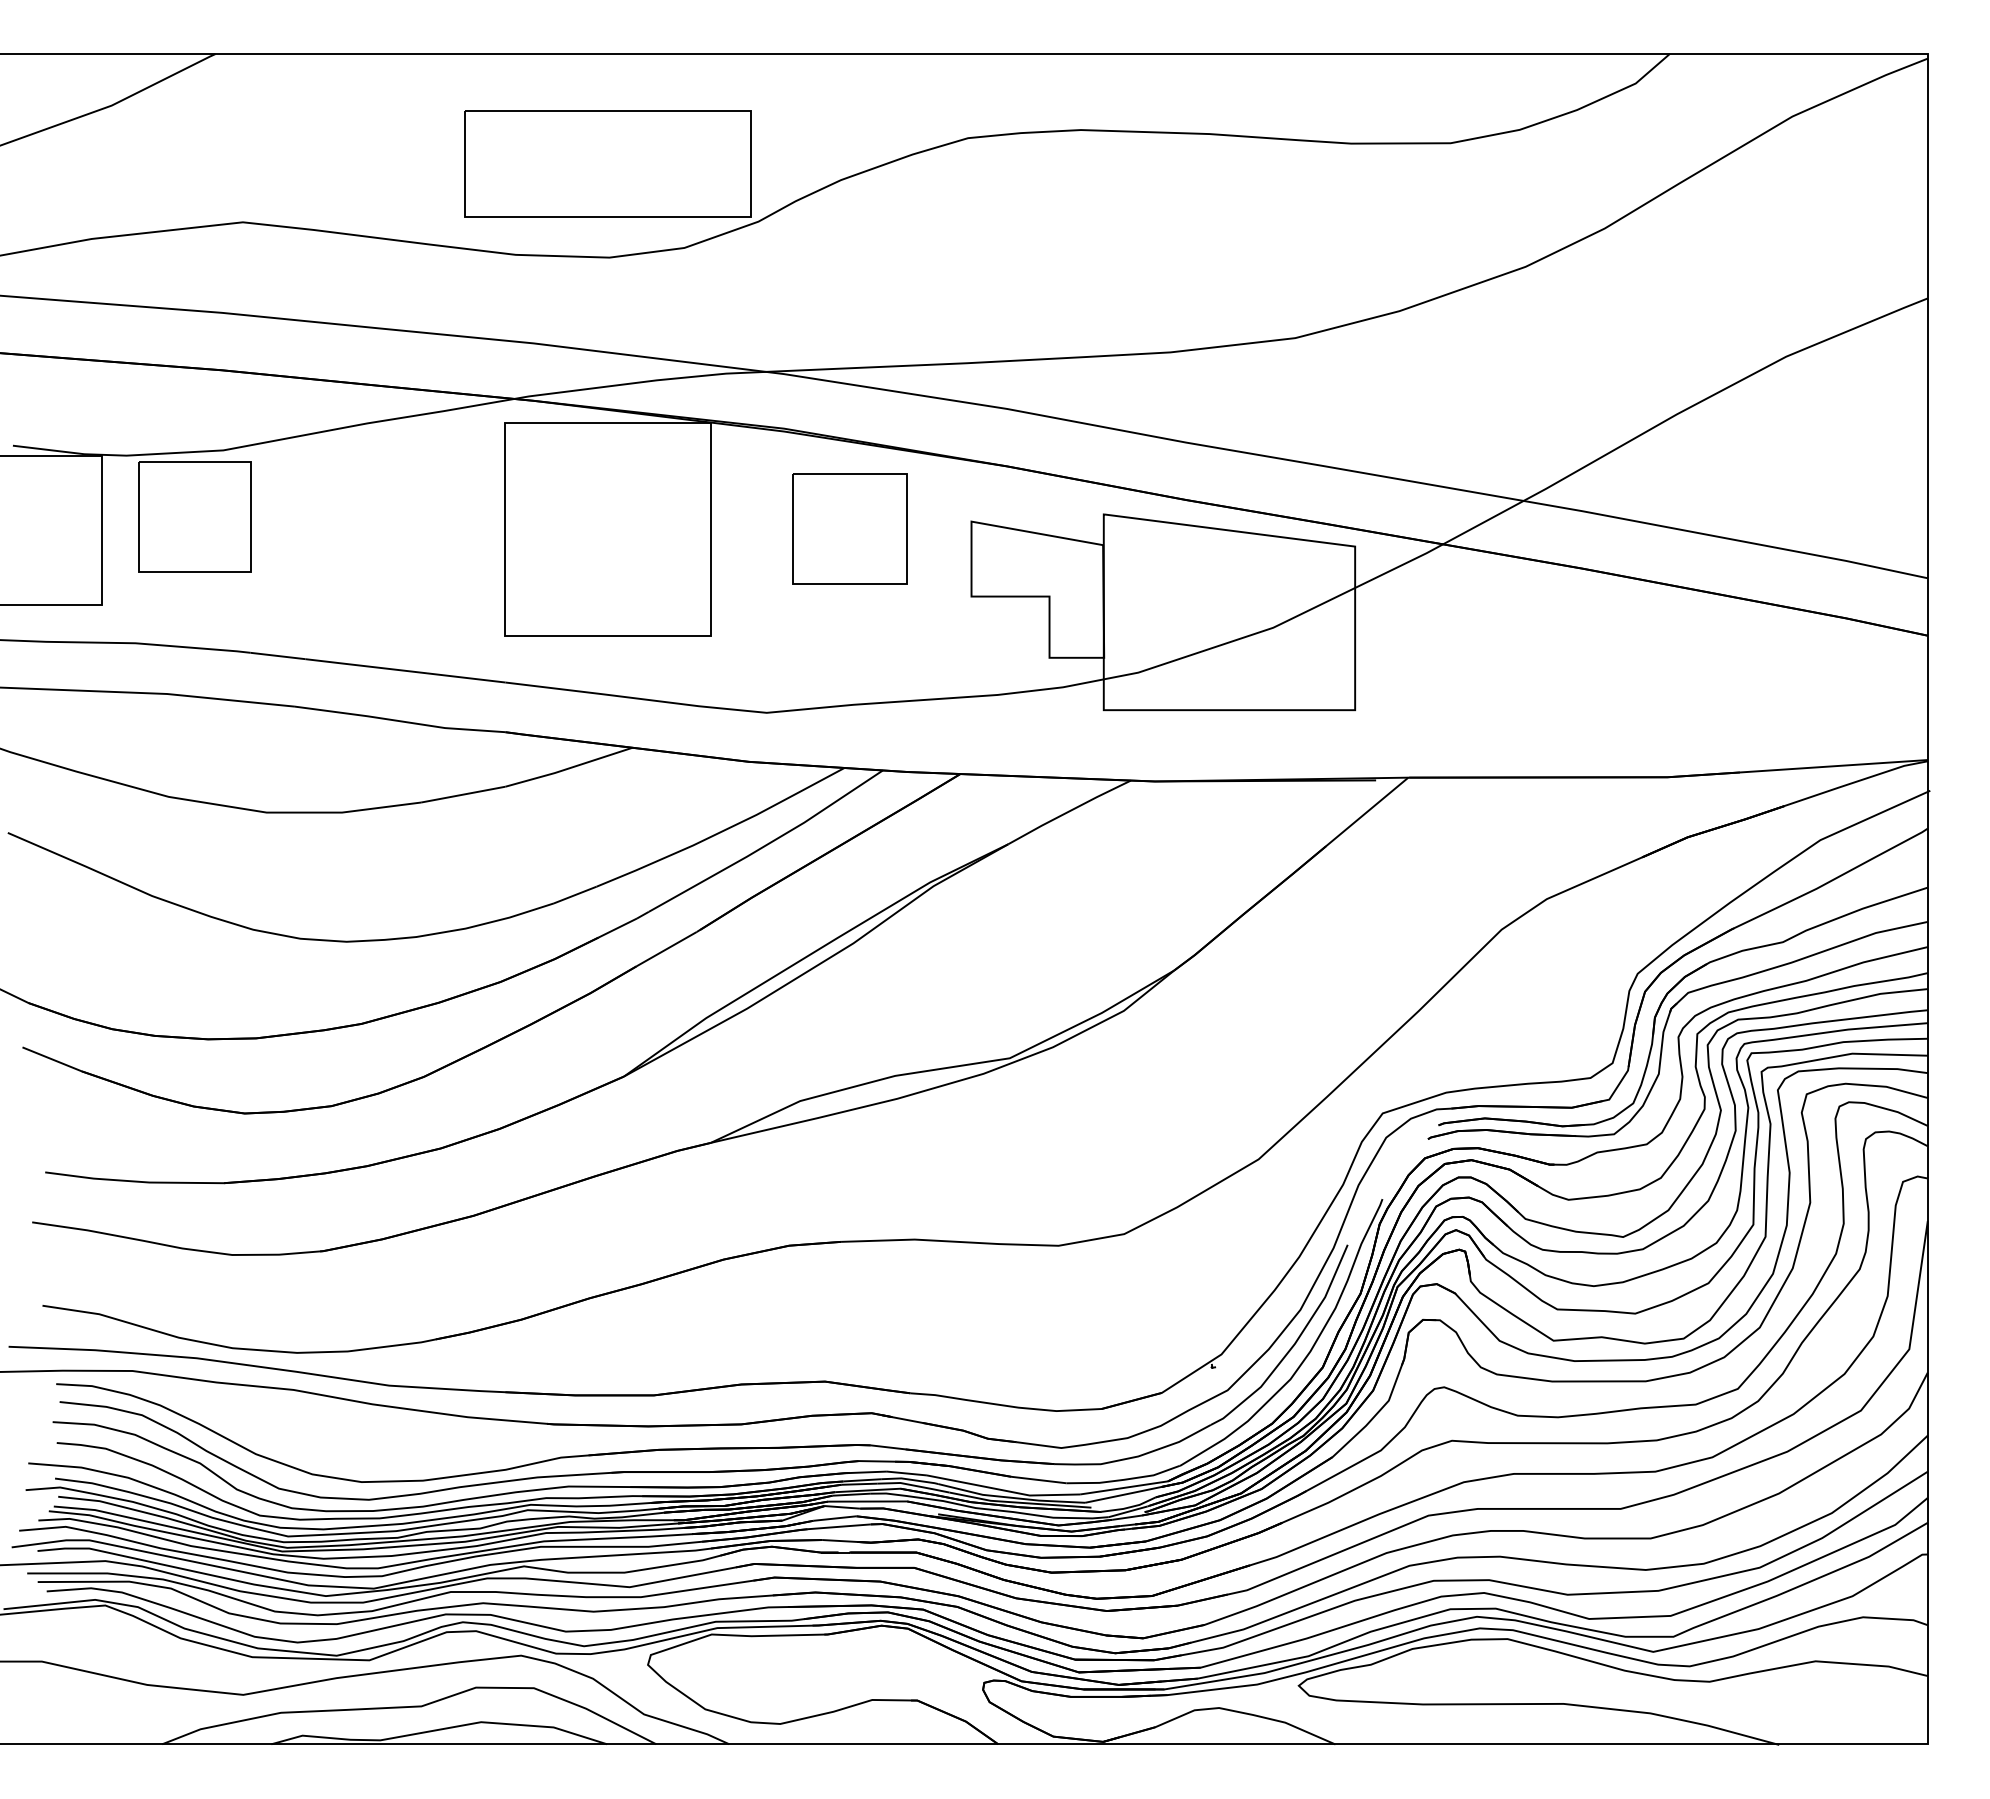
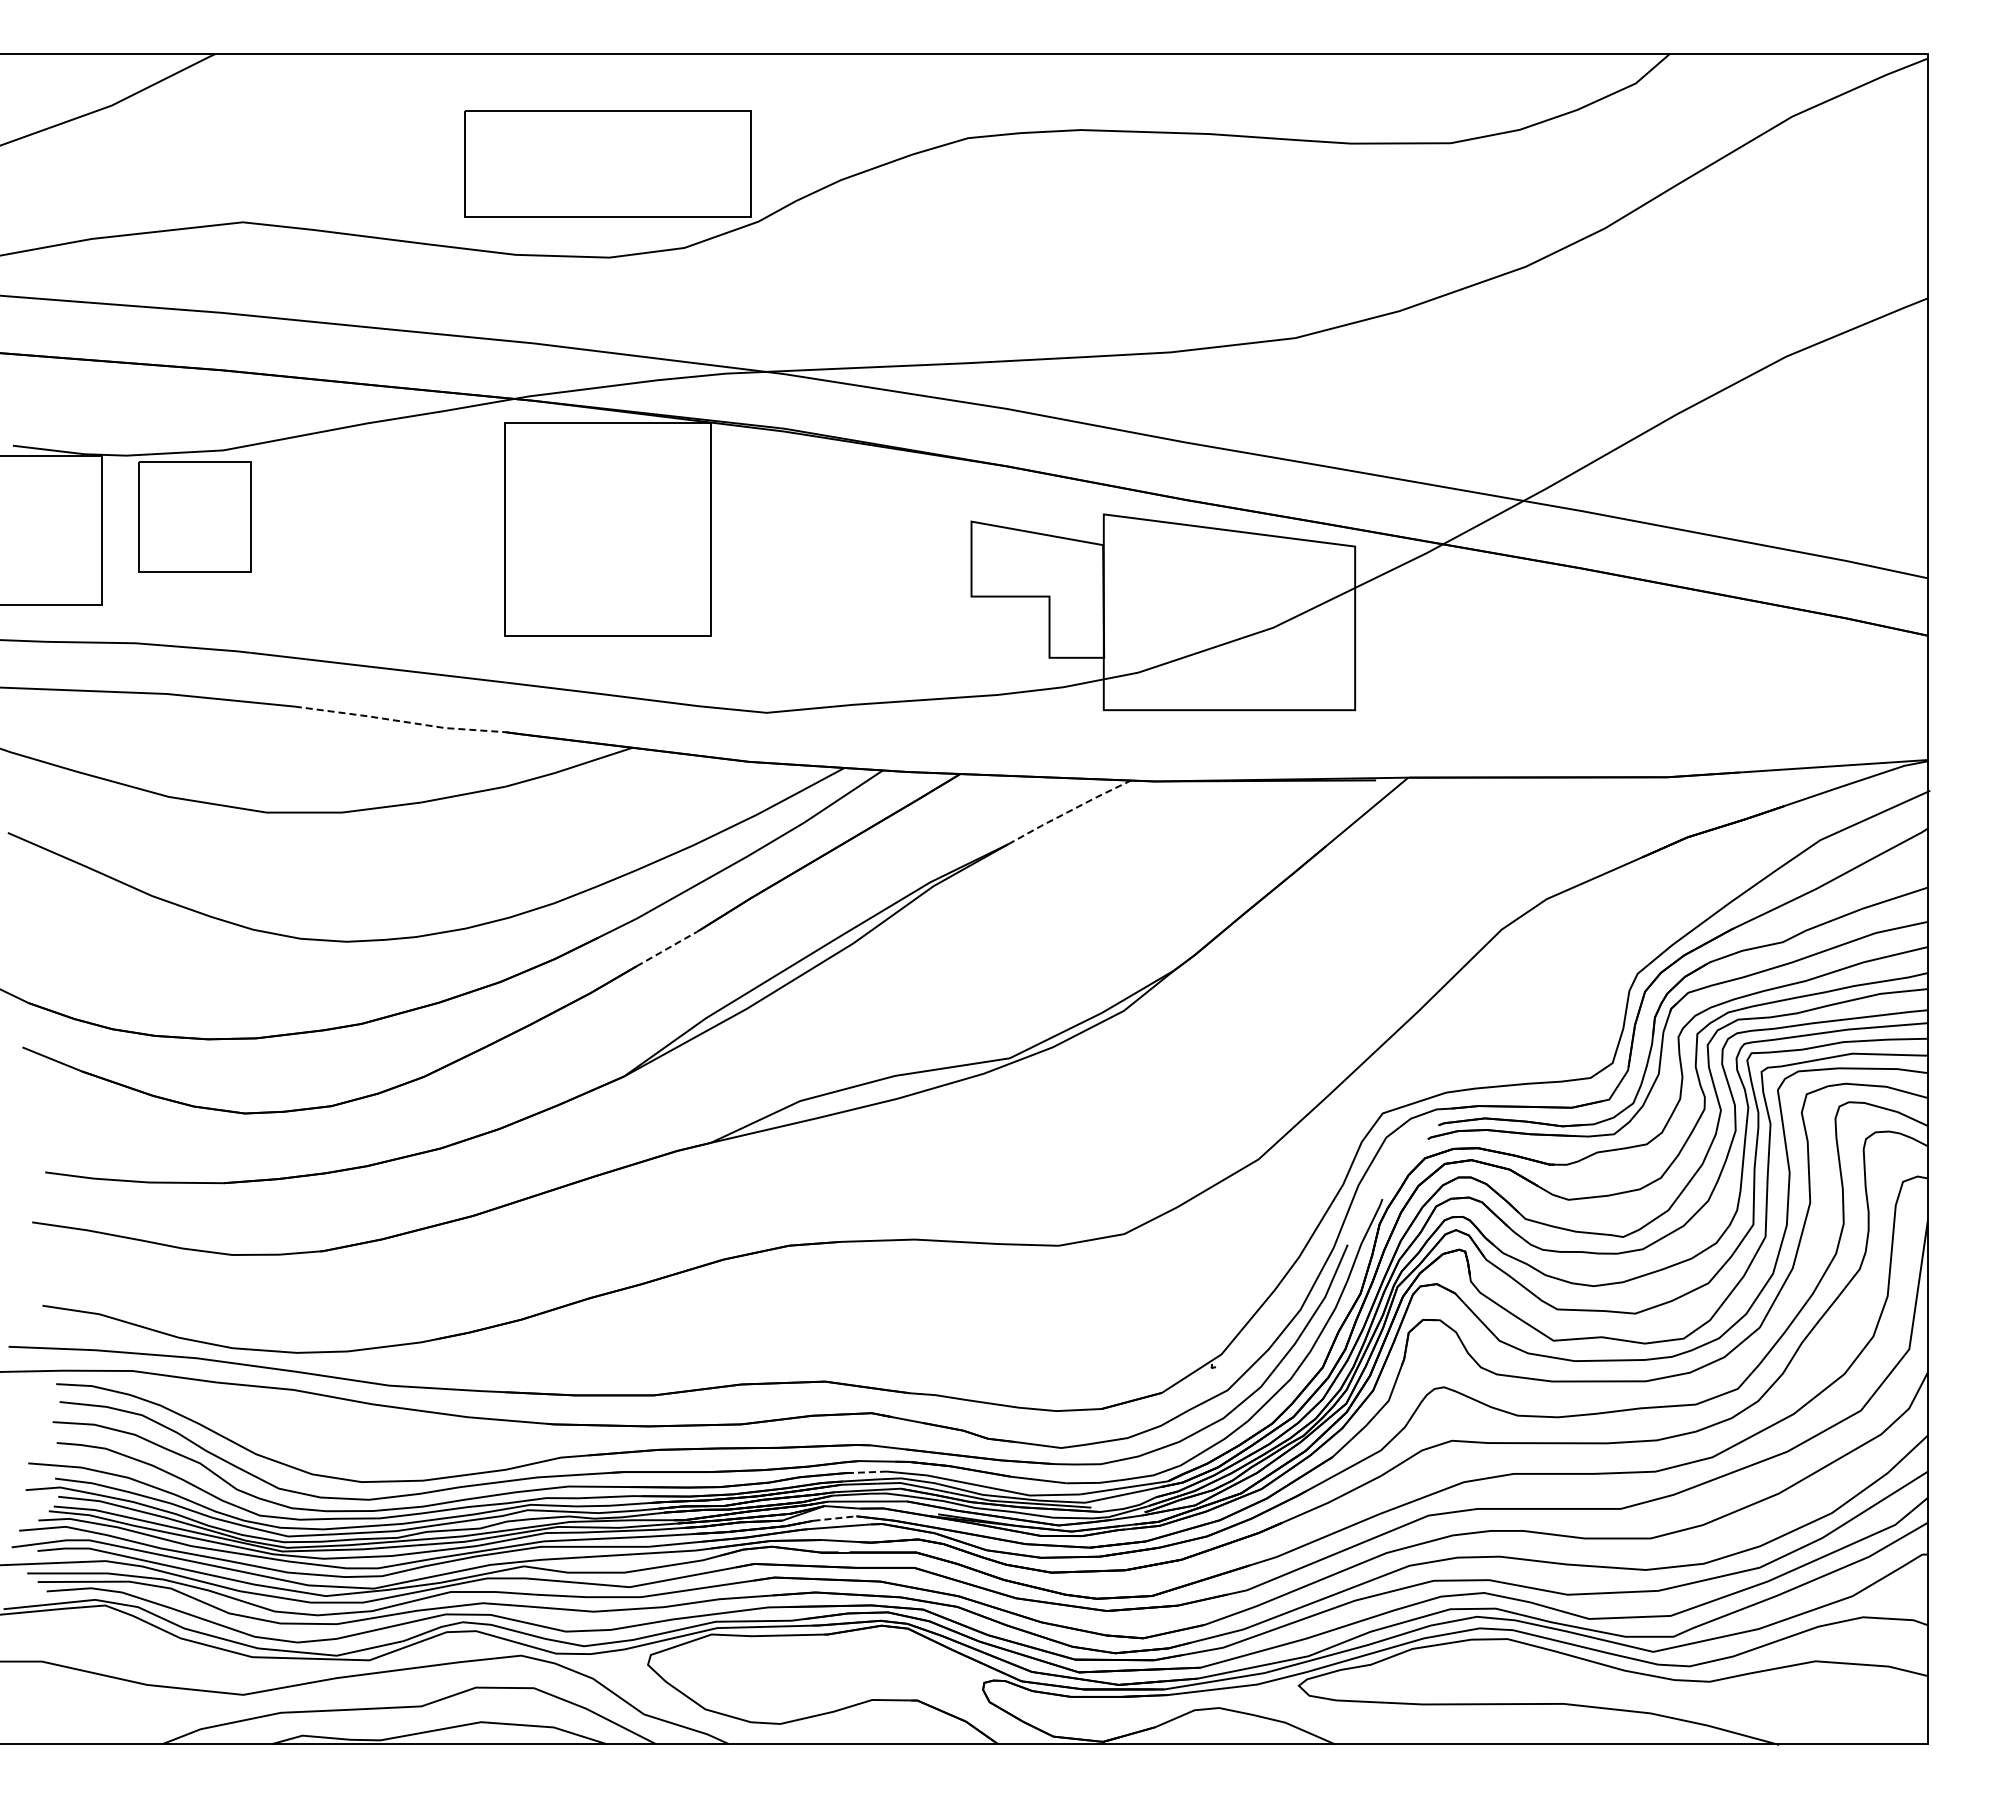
part: present -> none (849, 528)
line: solid -> dashed (400, 721)
line: solid -> dashed (1069, 811)
line: solid -> dashed (666, 949)
line: solid -> dashed (867, 1472)
line: solid -> dashed (834, 1518)
